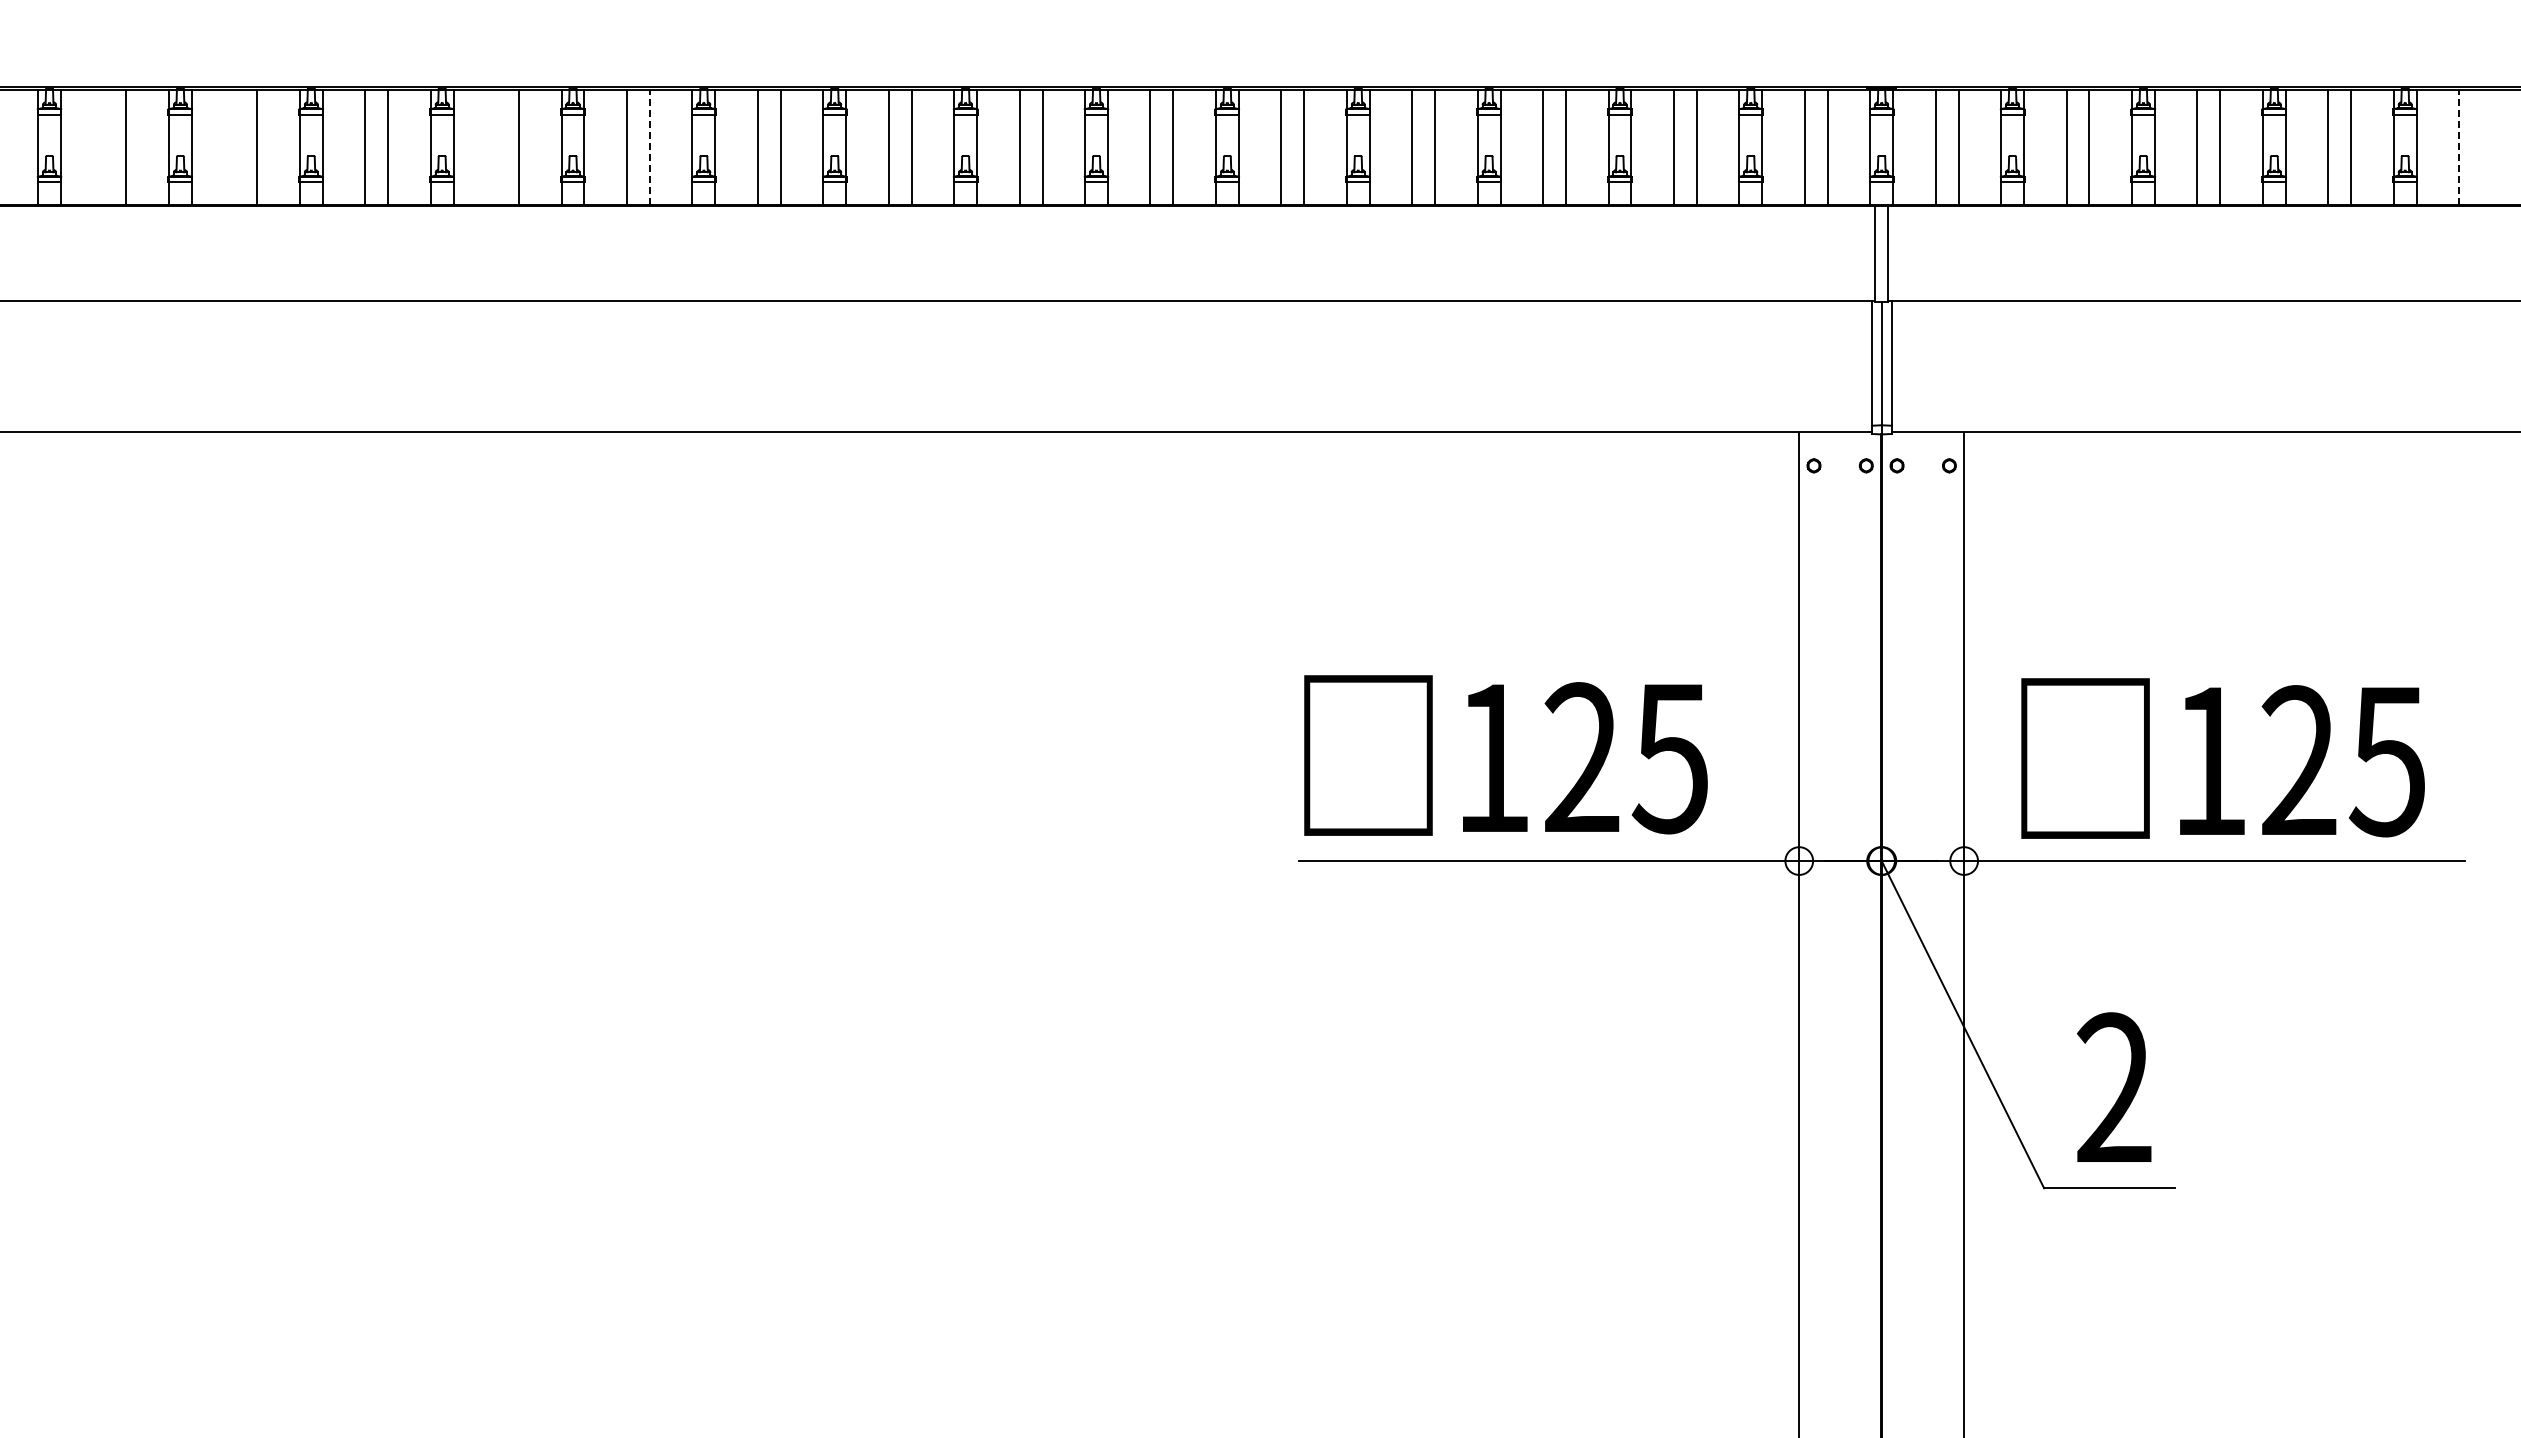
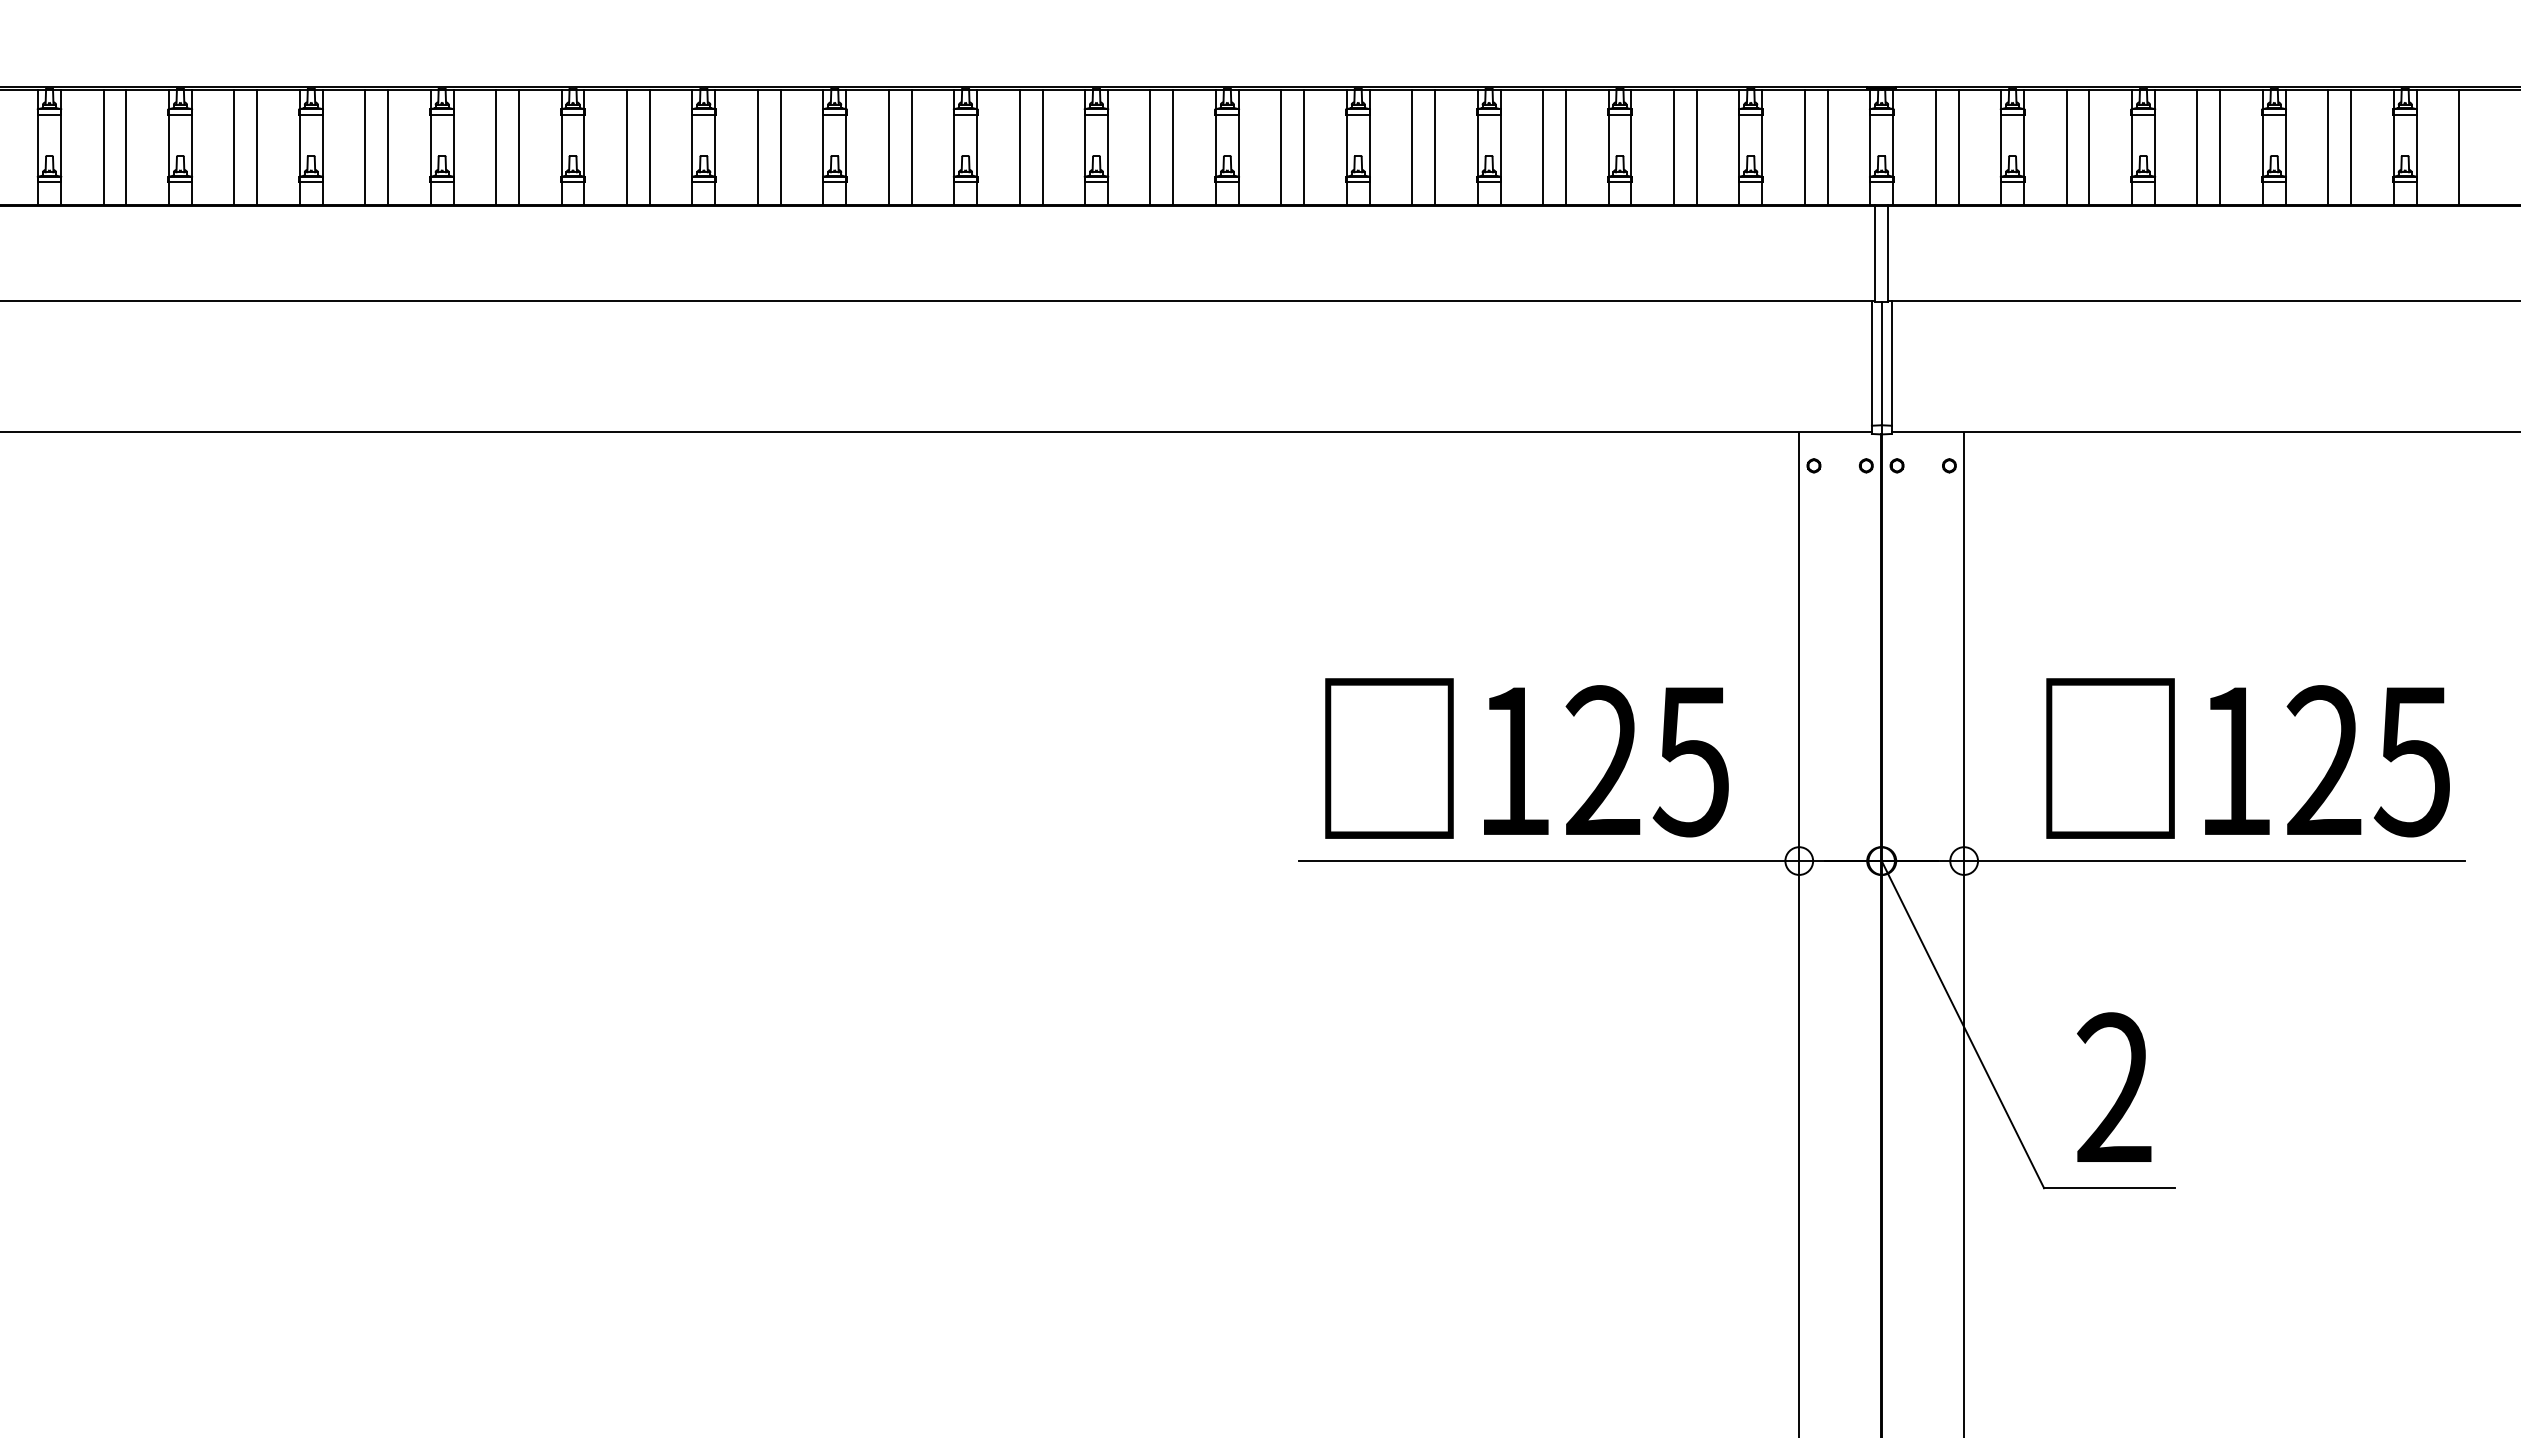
line: none -> present (103, 147)
line: none -> present (234, 147)
line: none -> present (496, 147)
line: dashed -> solid (649, 147)
line: dashed -> solid (2459, 147)
text position: (1505, 755) -> (1526, 758) (1526, 758)
text position: (2222, 758) -> (2247, 758) (2247, 758)
